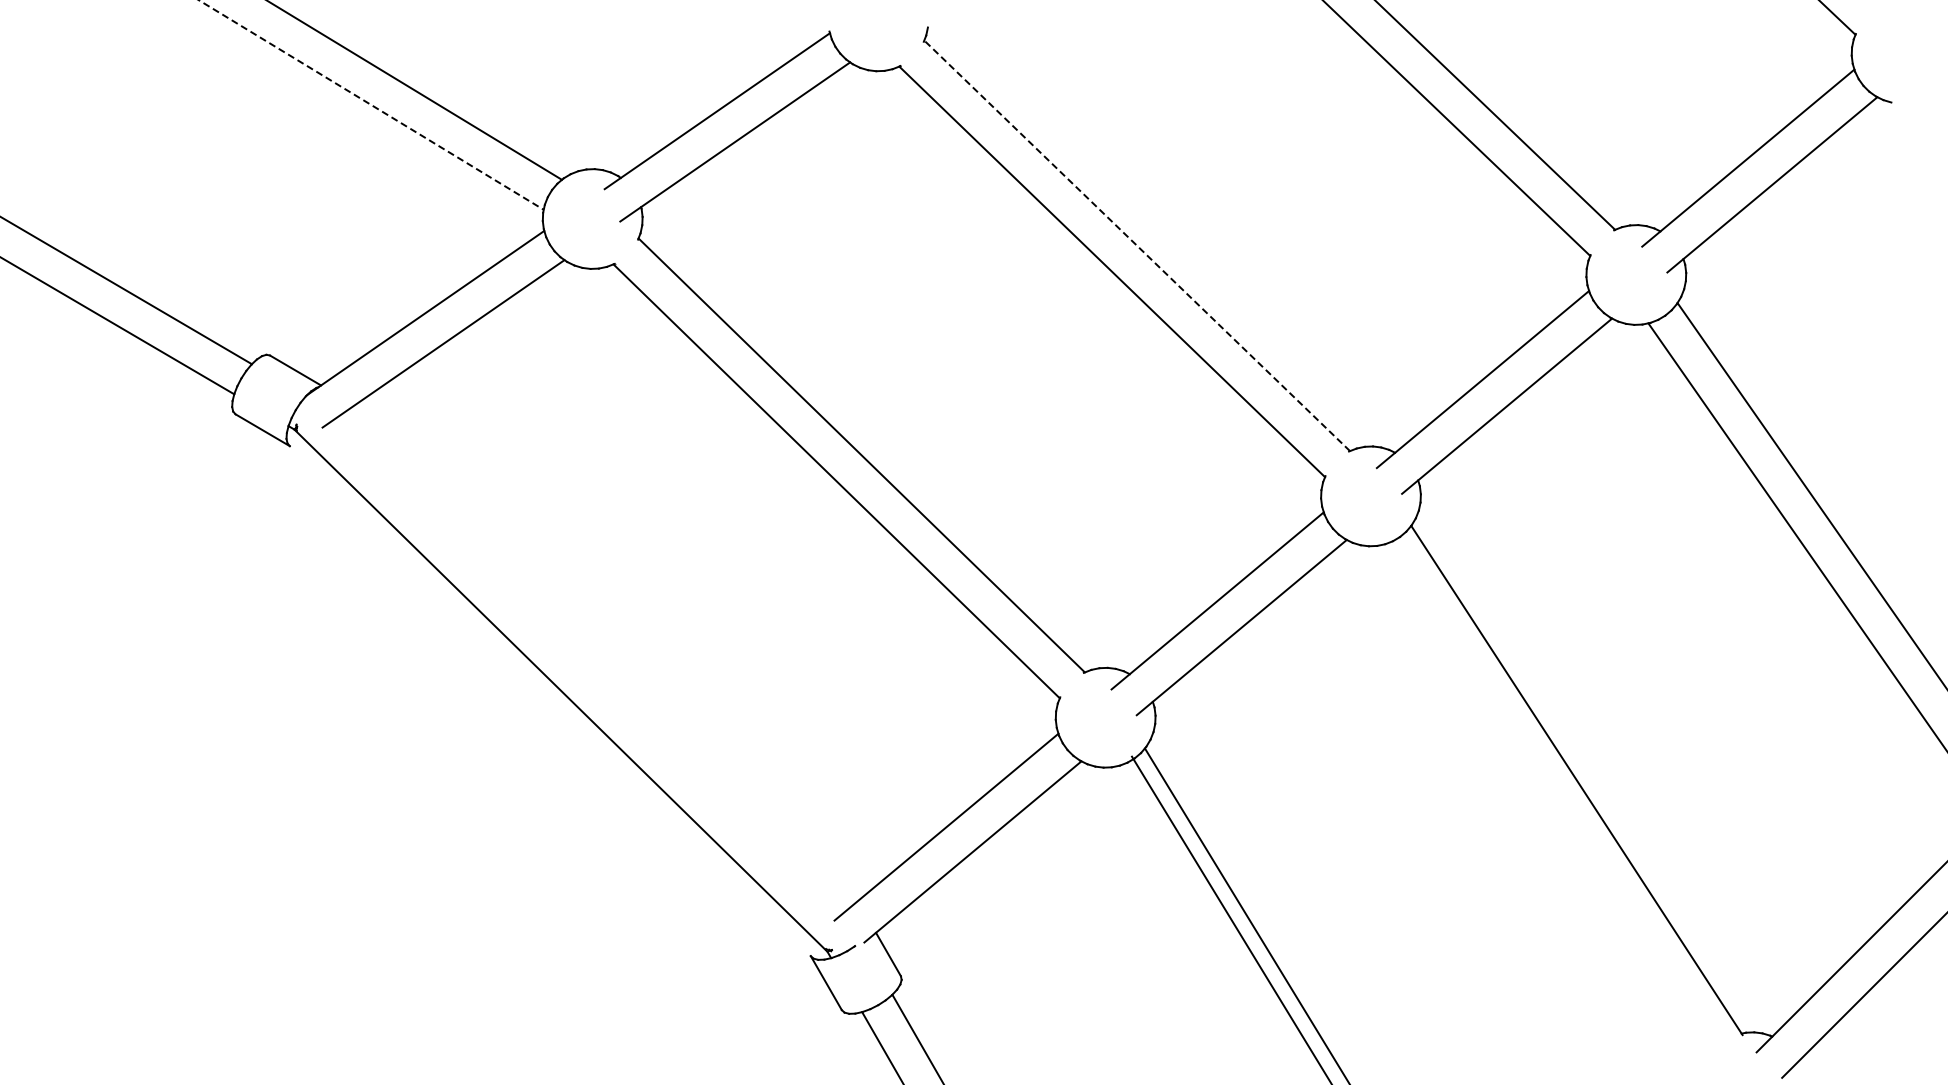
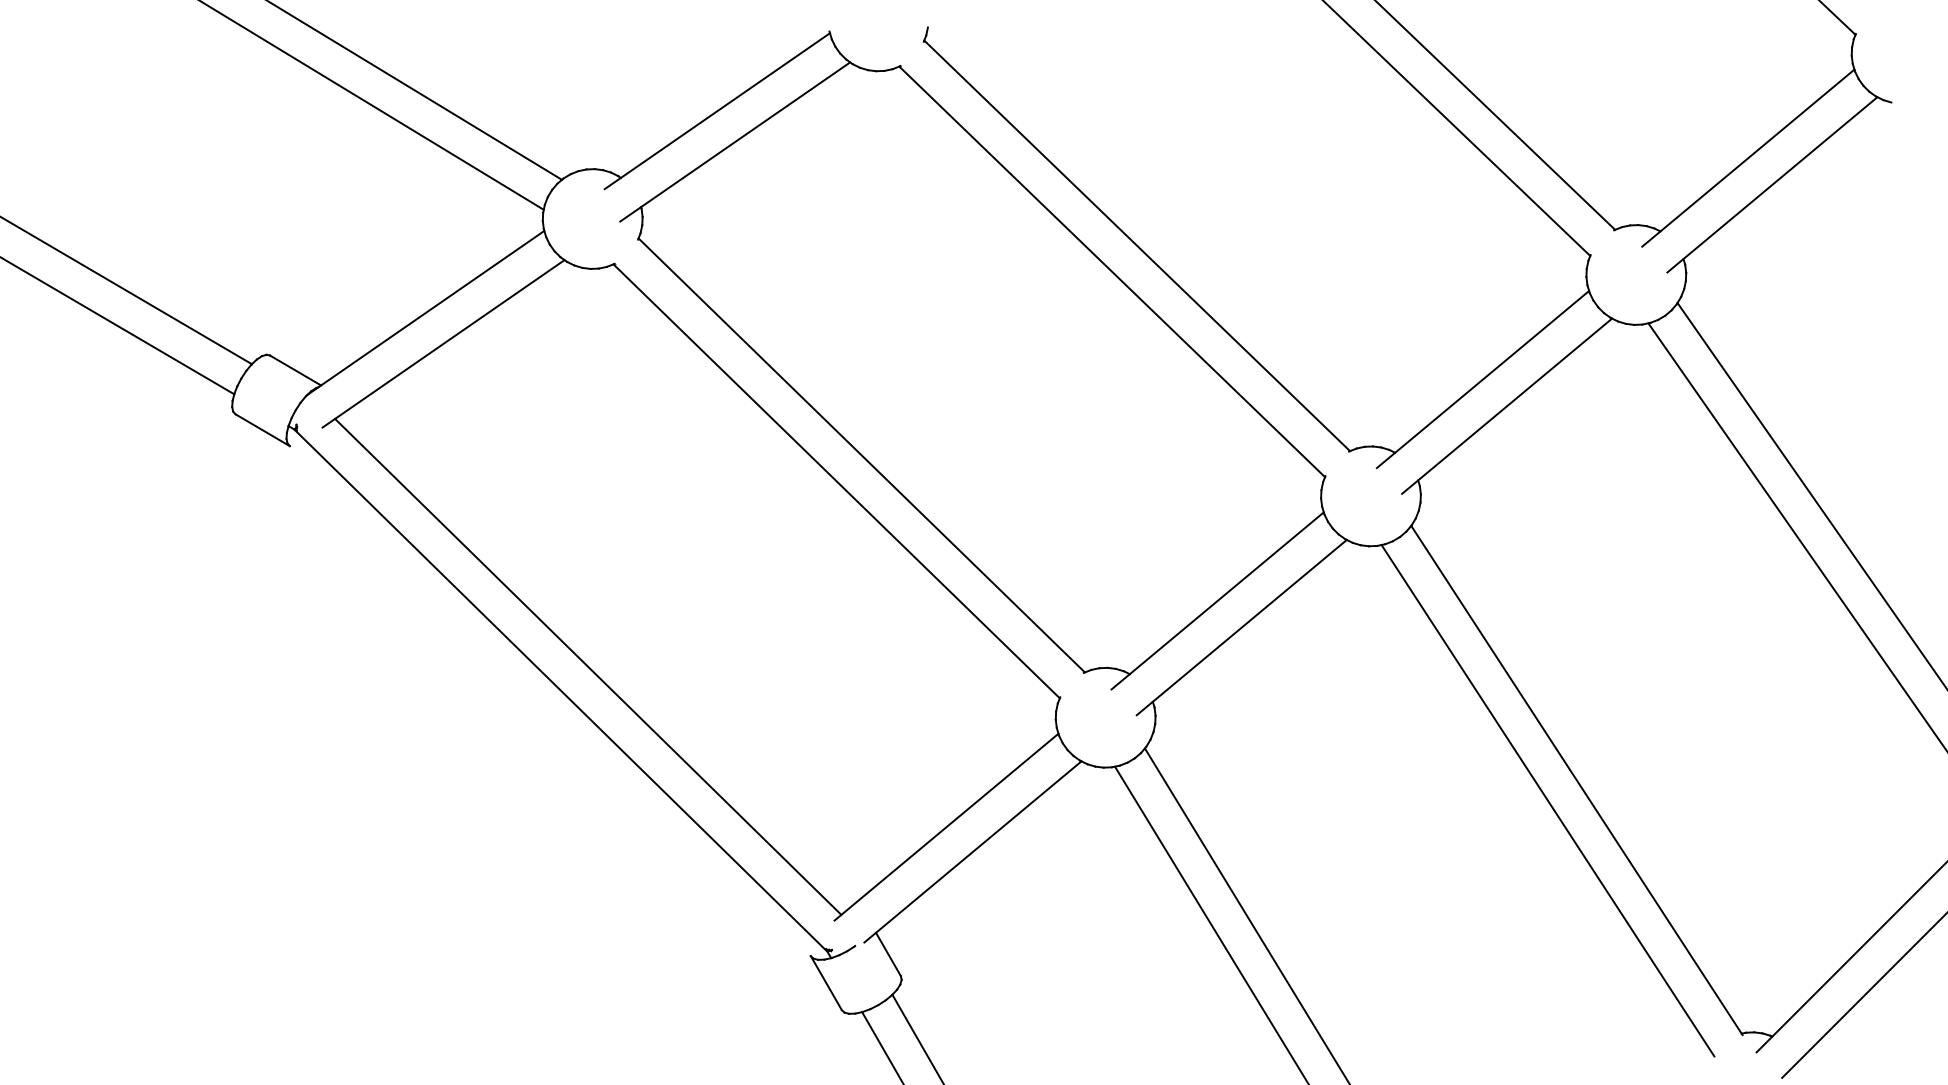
line: dashed -> solid (371, 105)
line: dashed -> solid (1137, 245)
line: none -> present (588, 666)
line: none -> present (1547, 800)
line position: (1230, 918) -> (1210, 923) (1210, 923)
